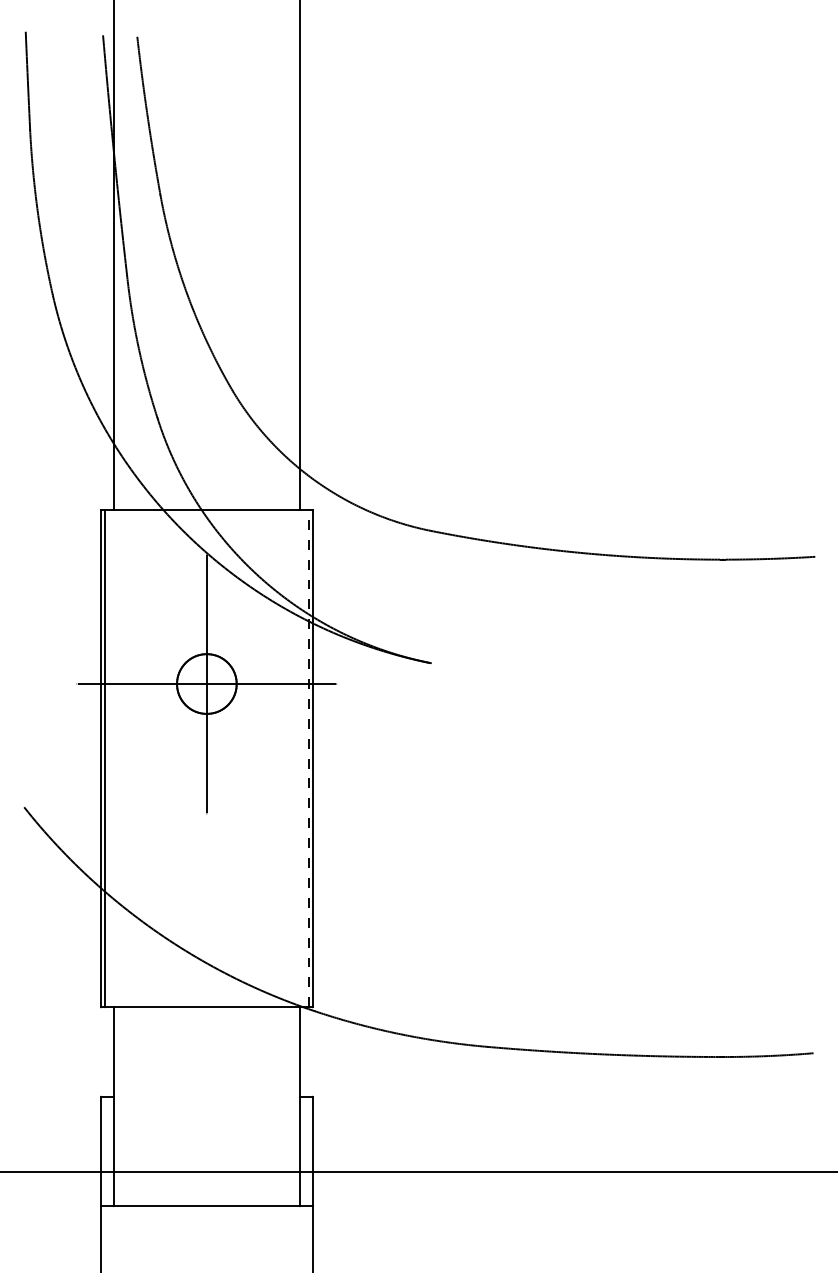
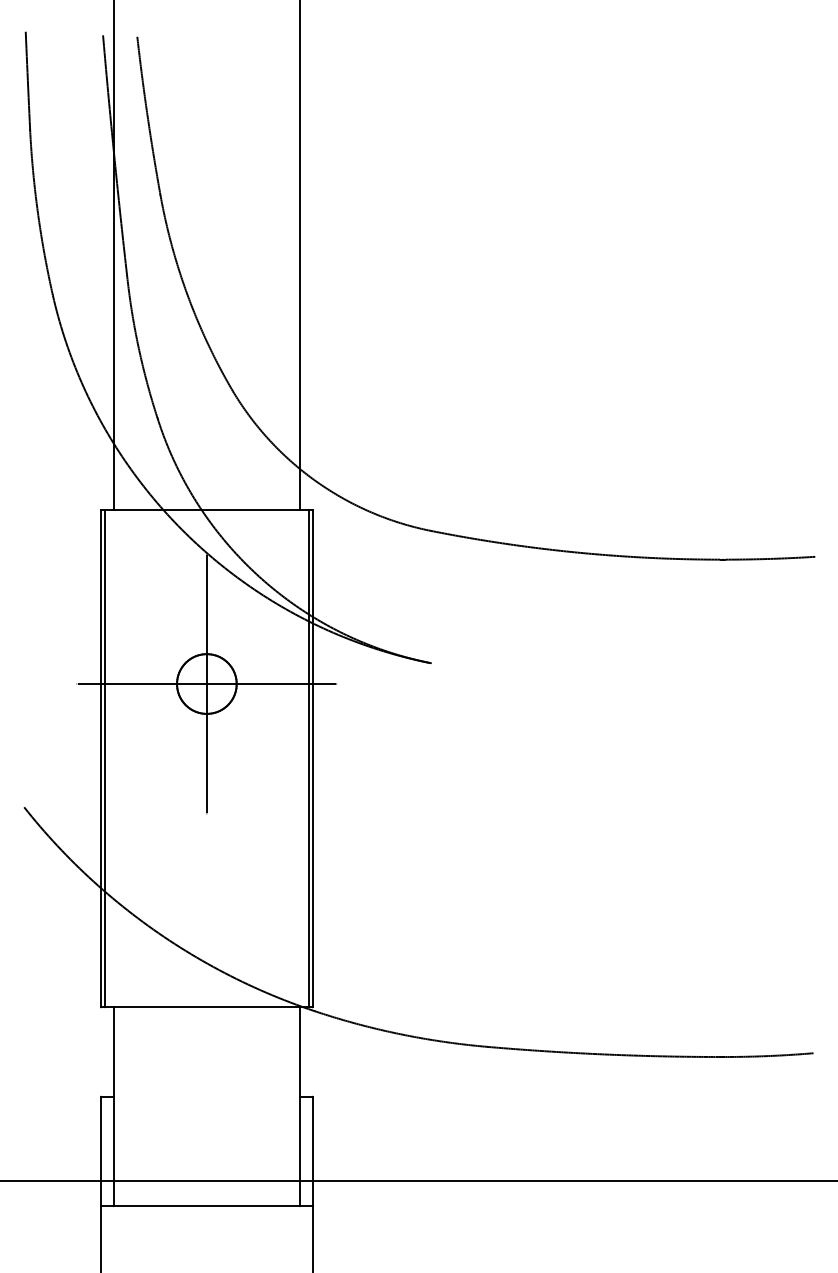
line: dashed -> solid (308, 758)
line position: (418, 1172) -> (418, 1181) (418, 1181)
